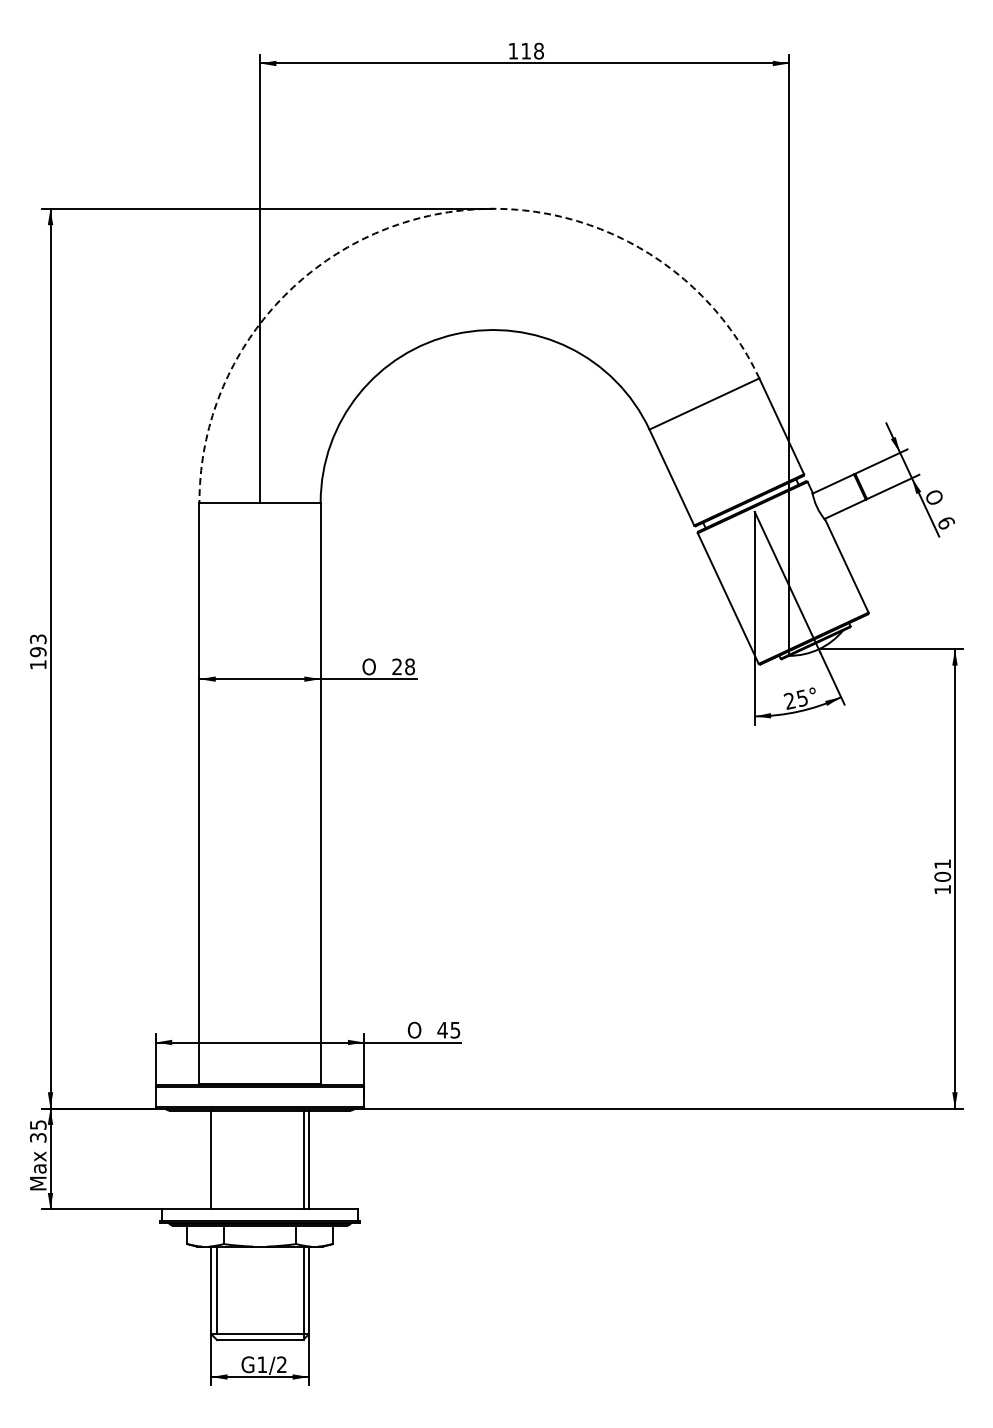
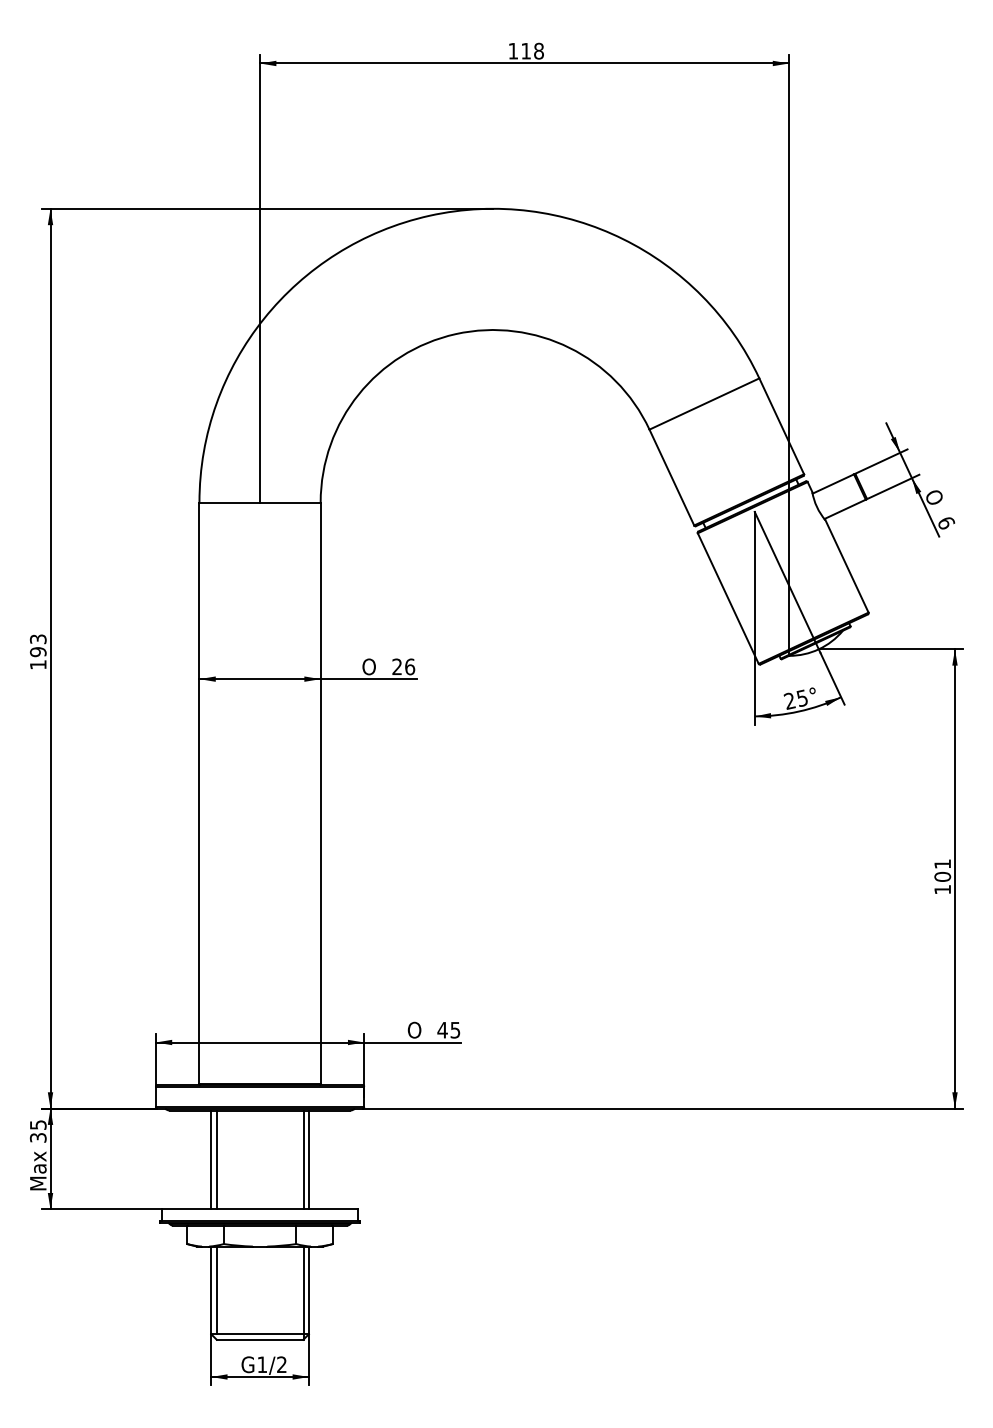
arc: dashed -> solid (429, 215)
text: 28 -> 26 (410, 666)
line: none -> present (216, 1159)
